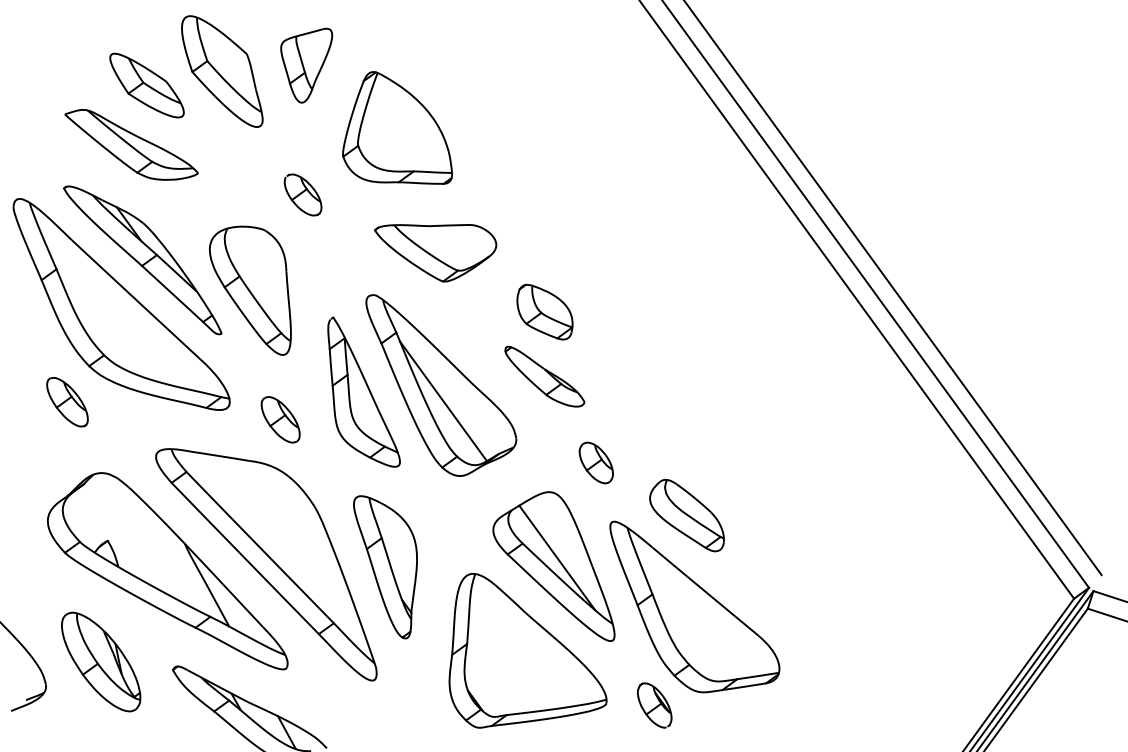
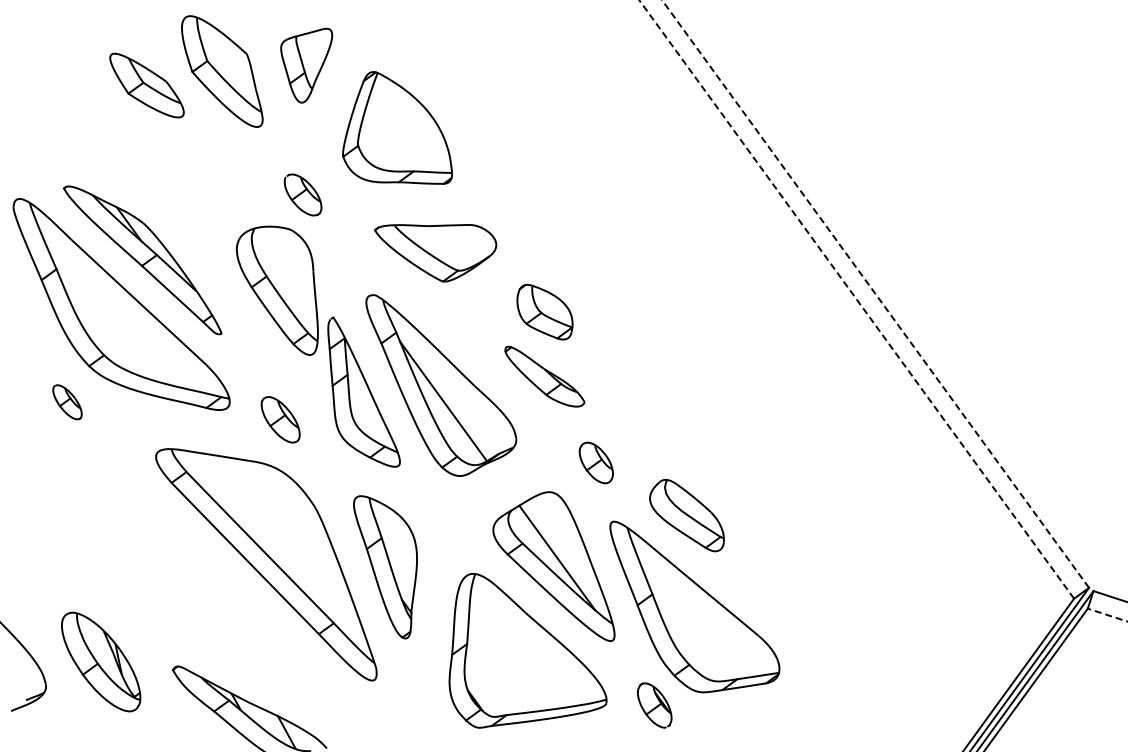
part: present -> none (131, 144)
line: present -> none (893, 288)
part position: (249, 290) -> (276, 290) (276, 290)
line: solid -> dashed (875, 293)
line: solid -> dashed (856, 299)
part size: 43x51 px -> 31x37 px (67, 402)
part: present -> none (167, 571)
line: solid -> dashed (1107, 615)
